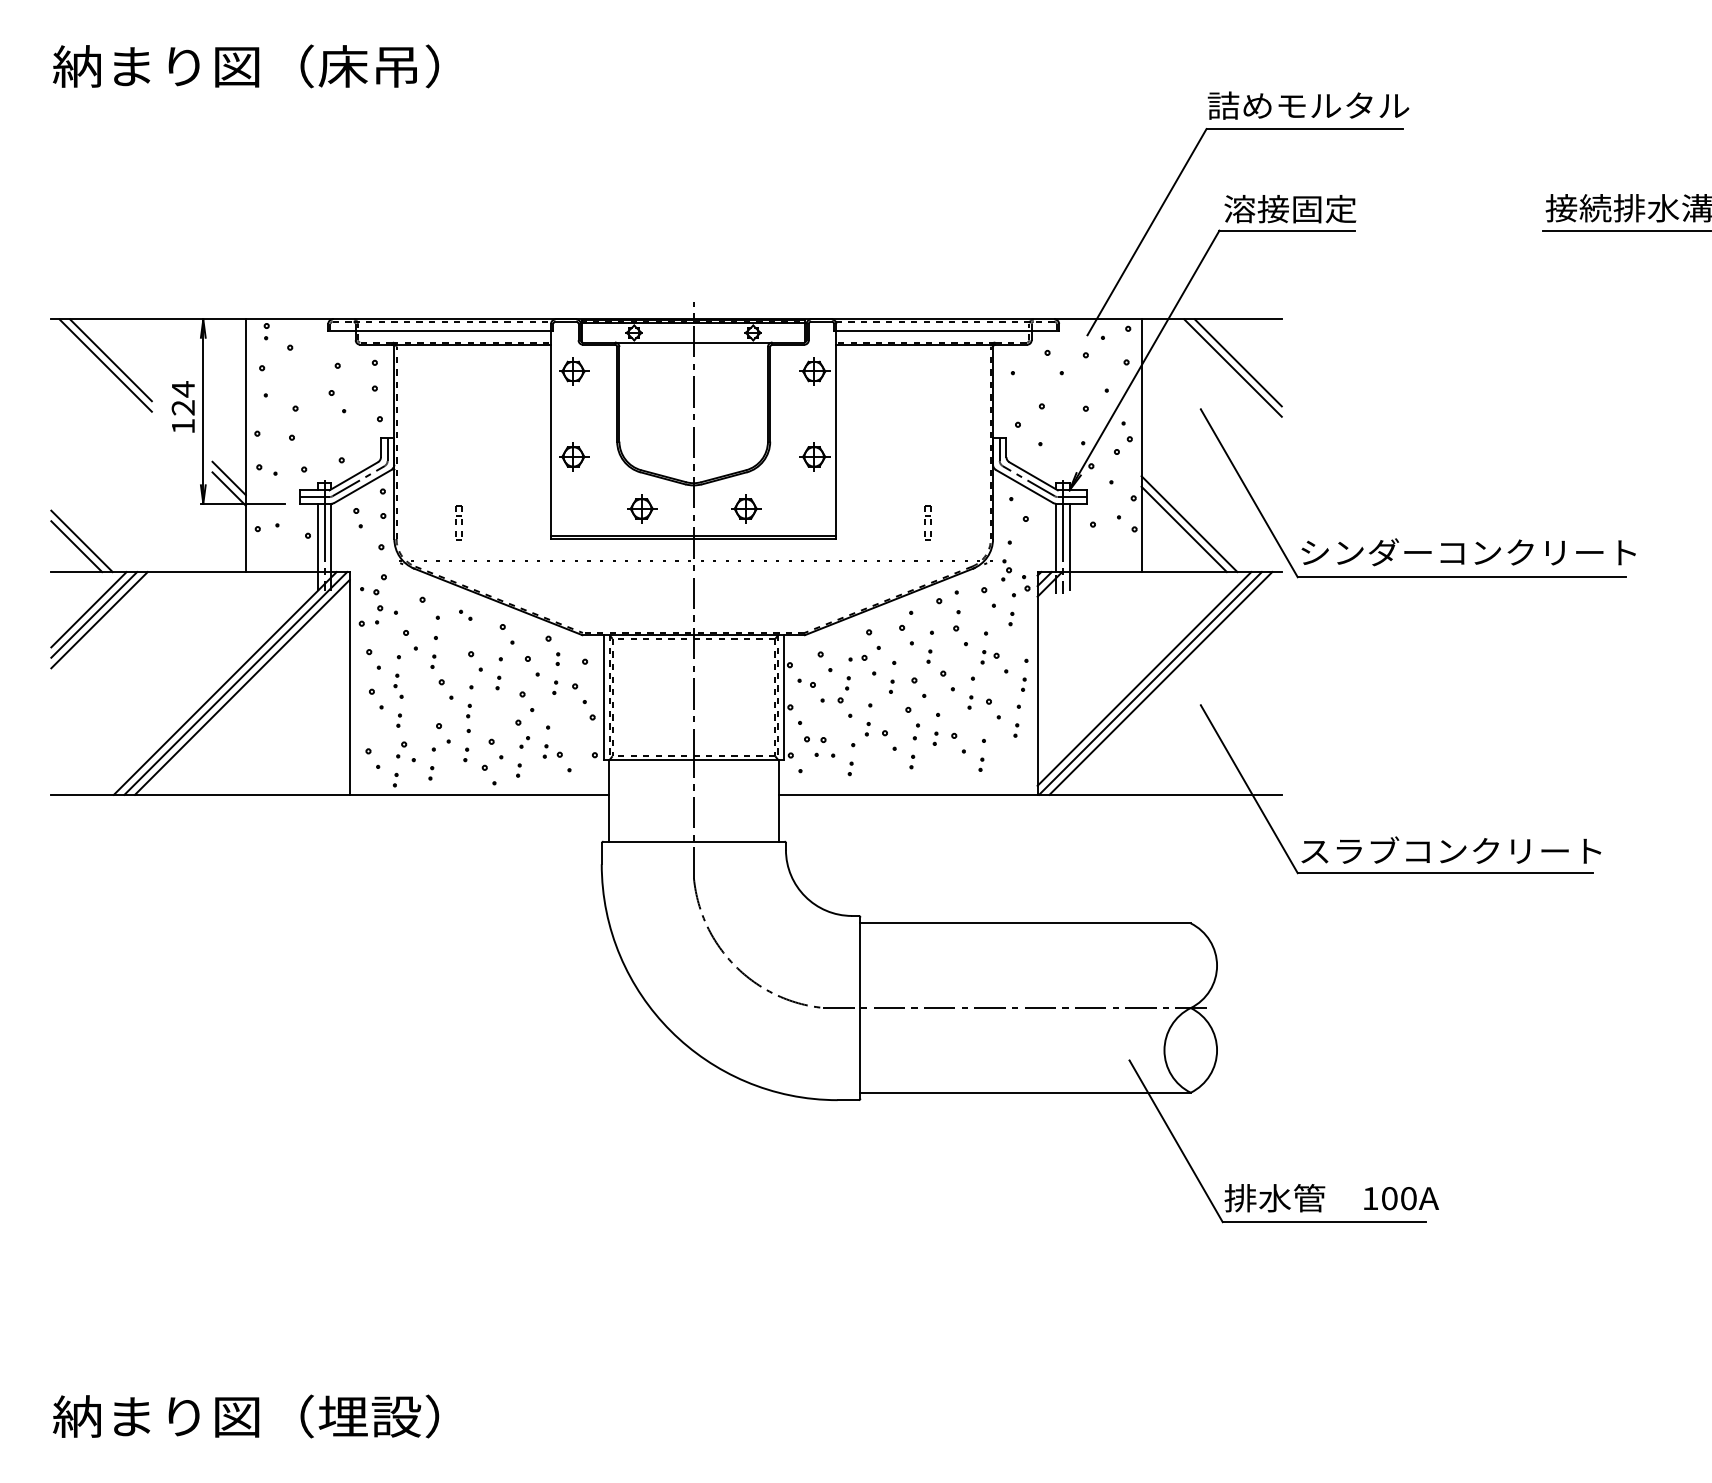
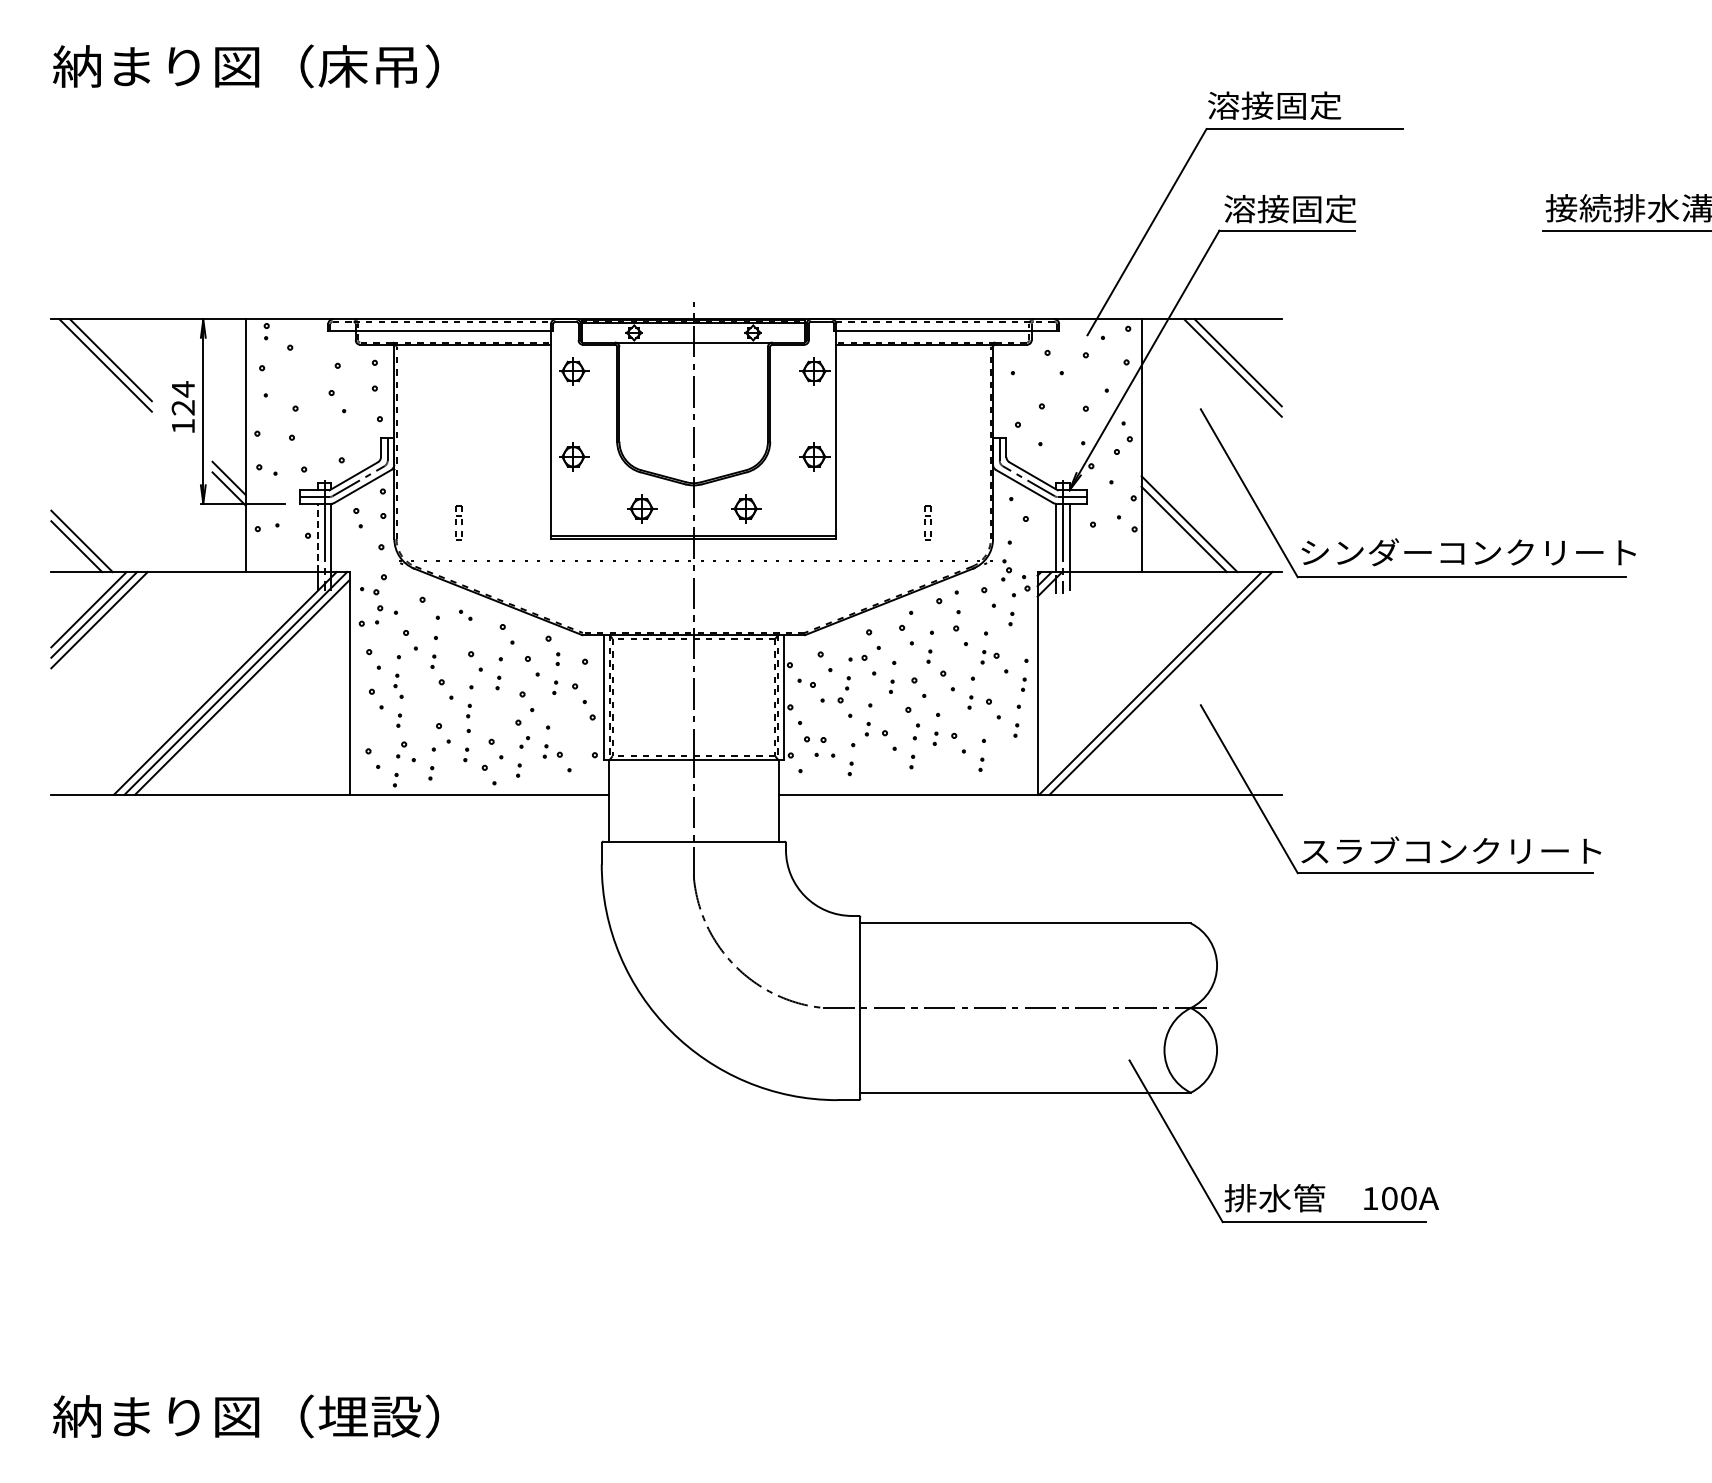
text: 詰めモルタル -> 溶接固定 (1308, 105)
line: solid -> dashed (317, 537)
line: present -> none (1144, 678)
